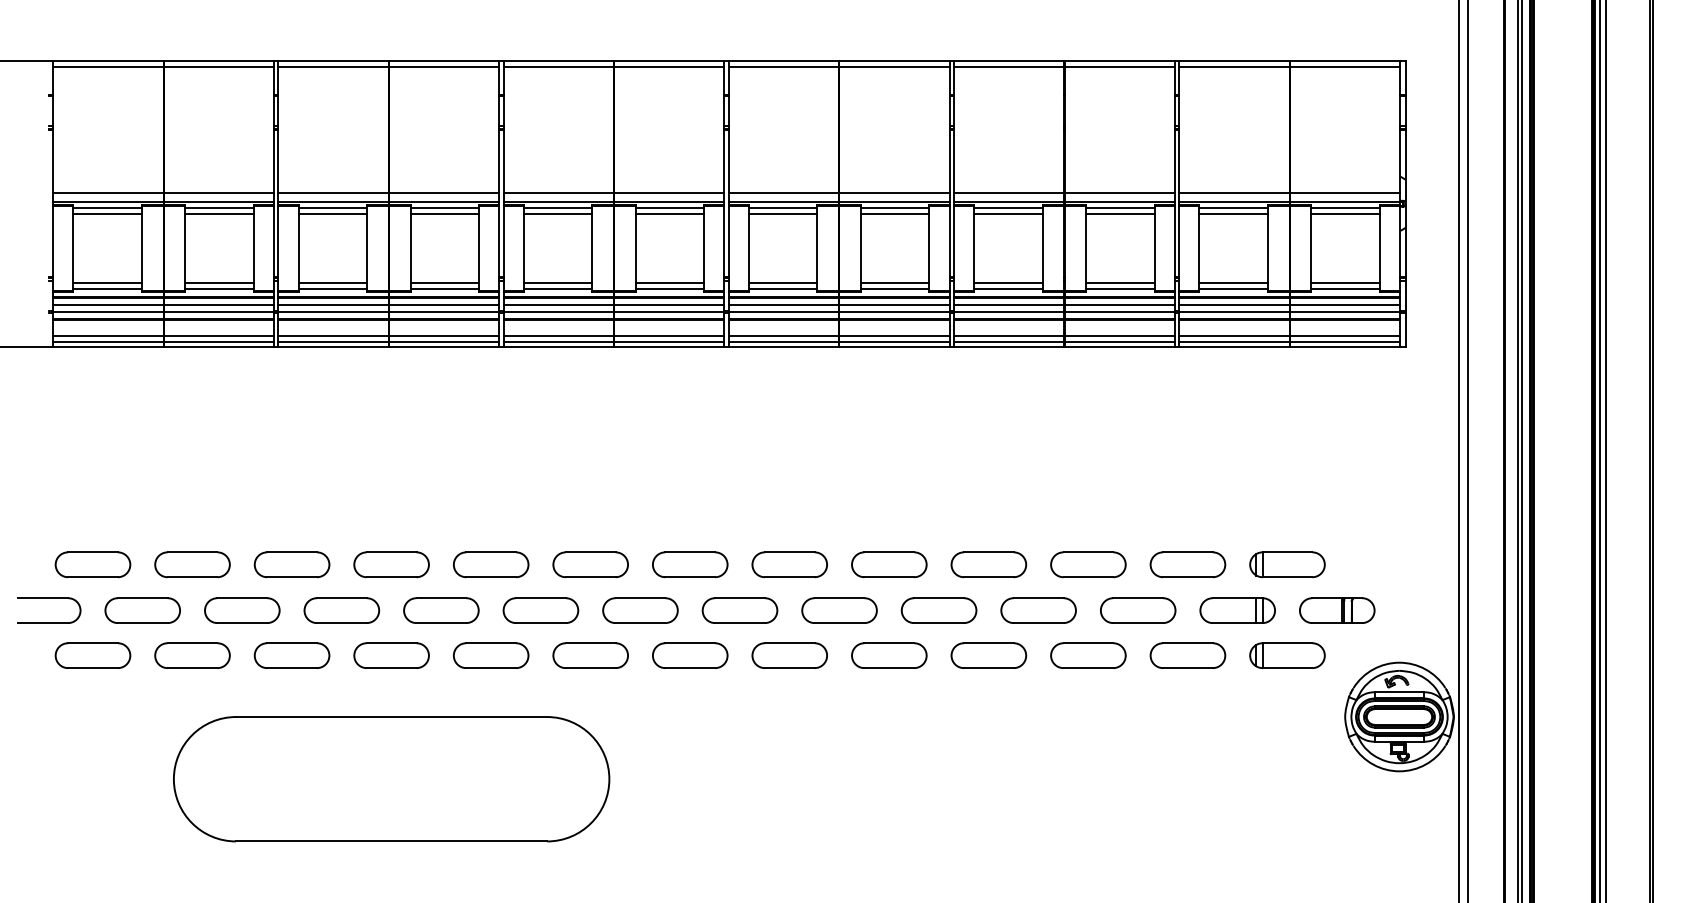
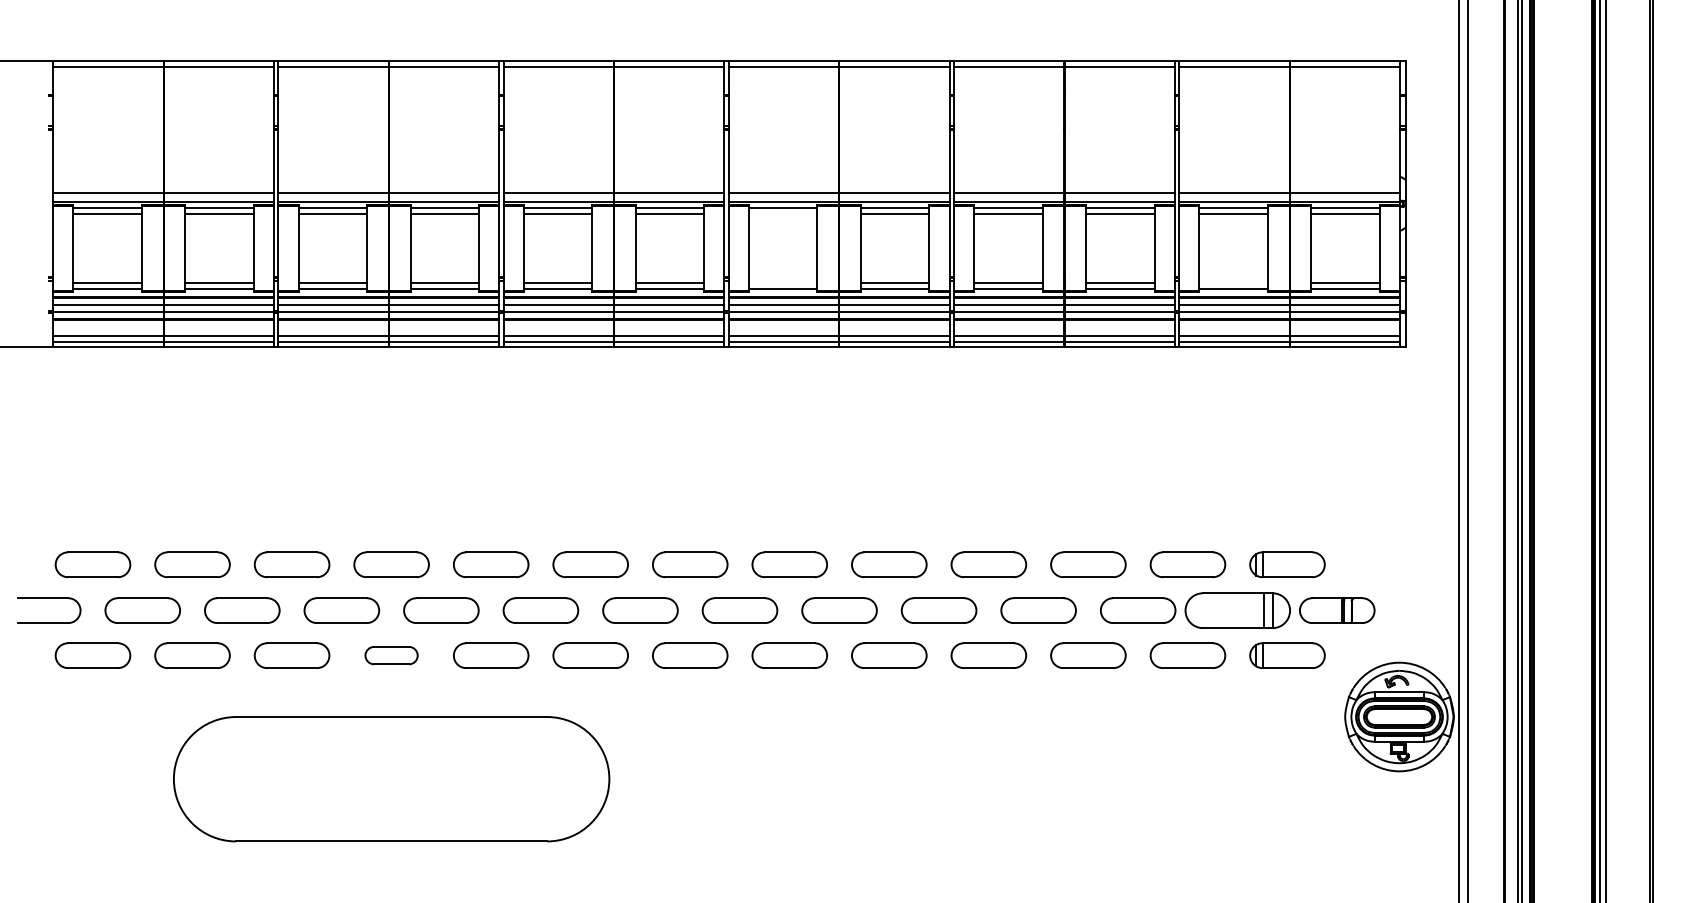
line: present -> none (783, 214)
line: present -> none (783, 282)
line: present -> none (1233, 282)
part size: 77x27 px -> 107x37 px (1237, 610)
part size: 77x27 px -> 55x20 px (391, 655)
